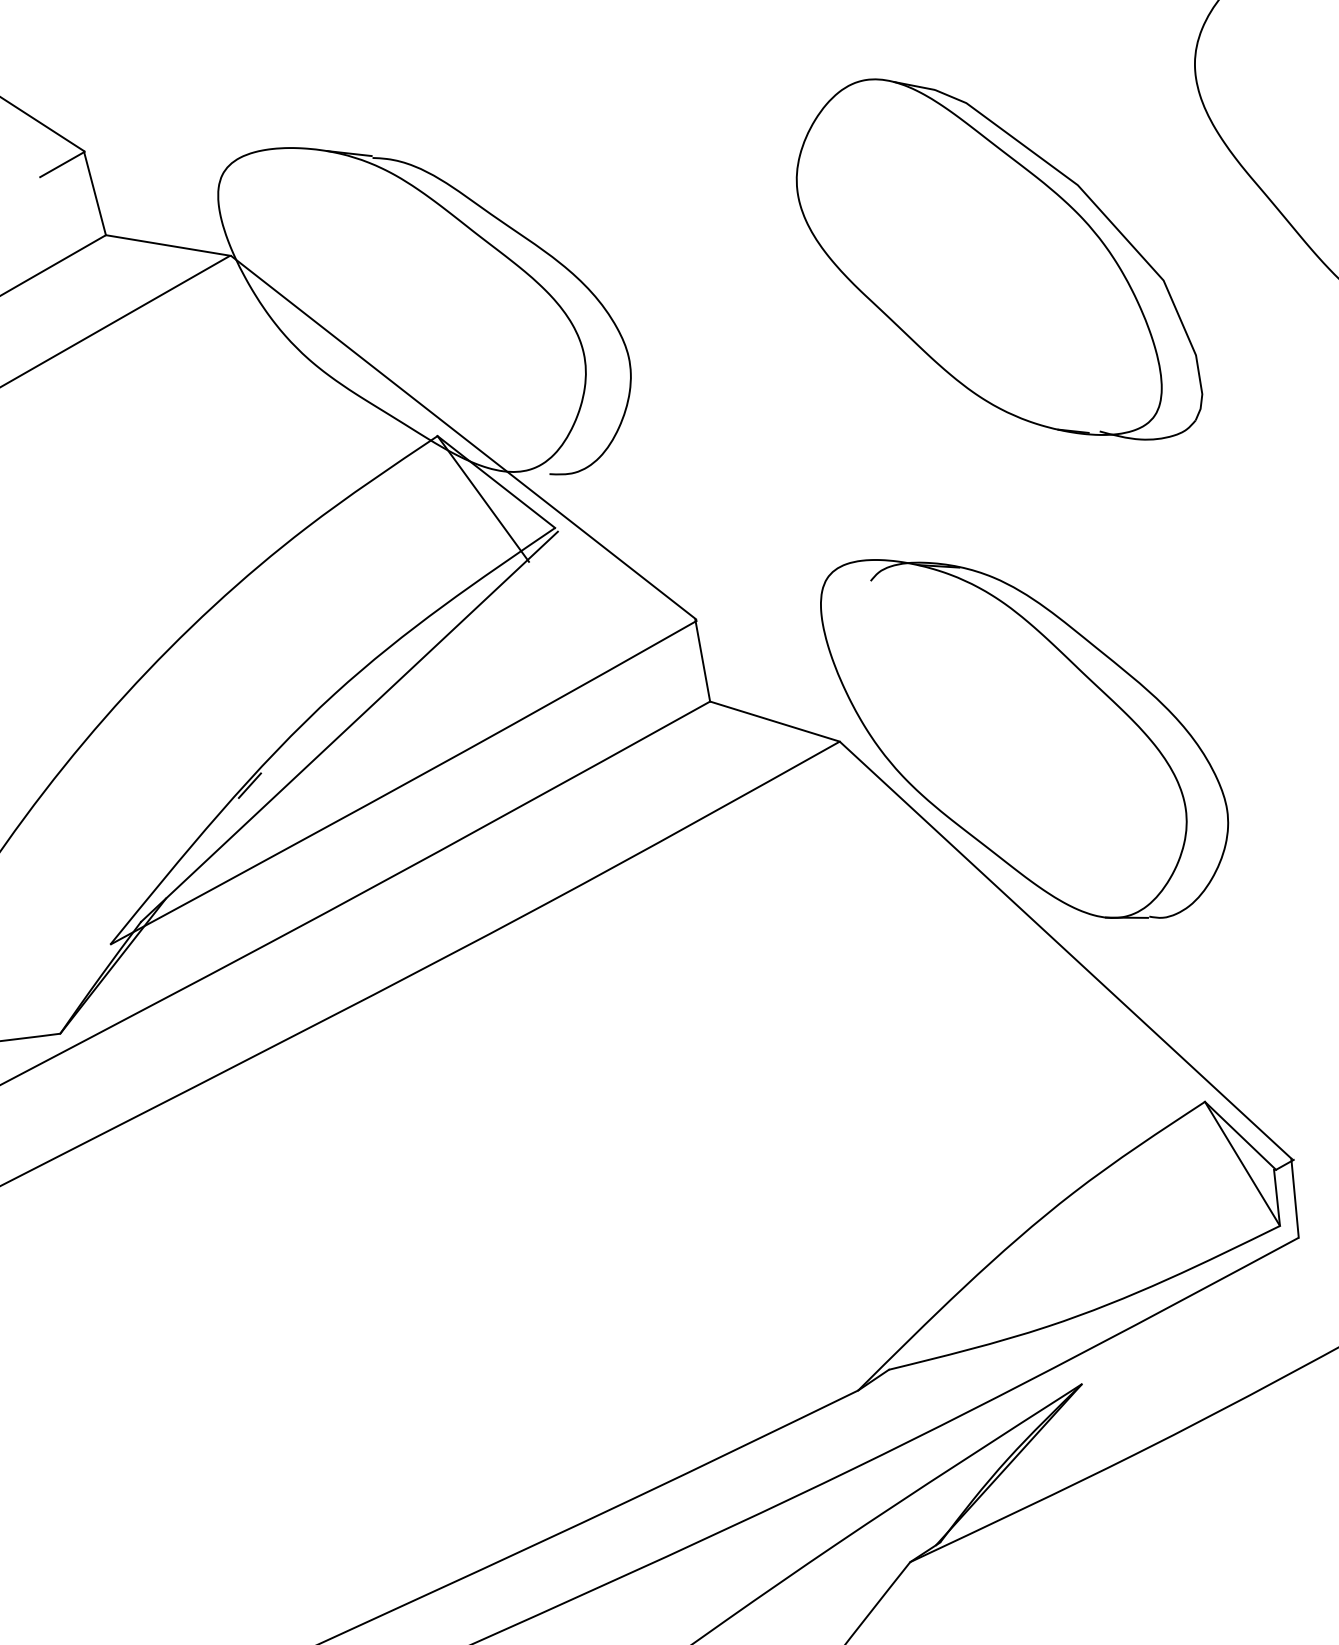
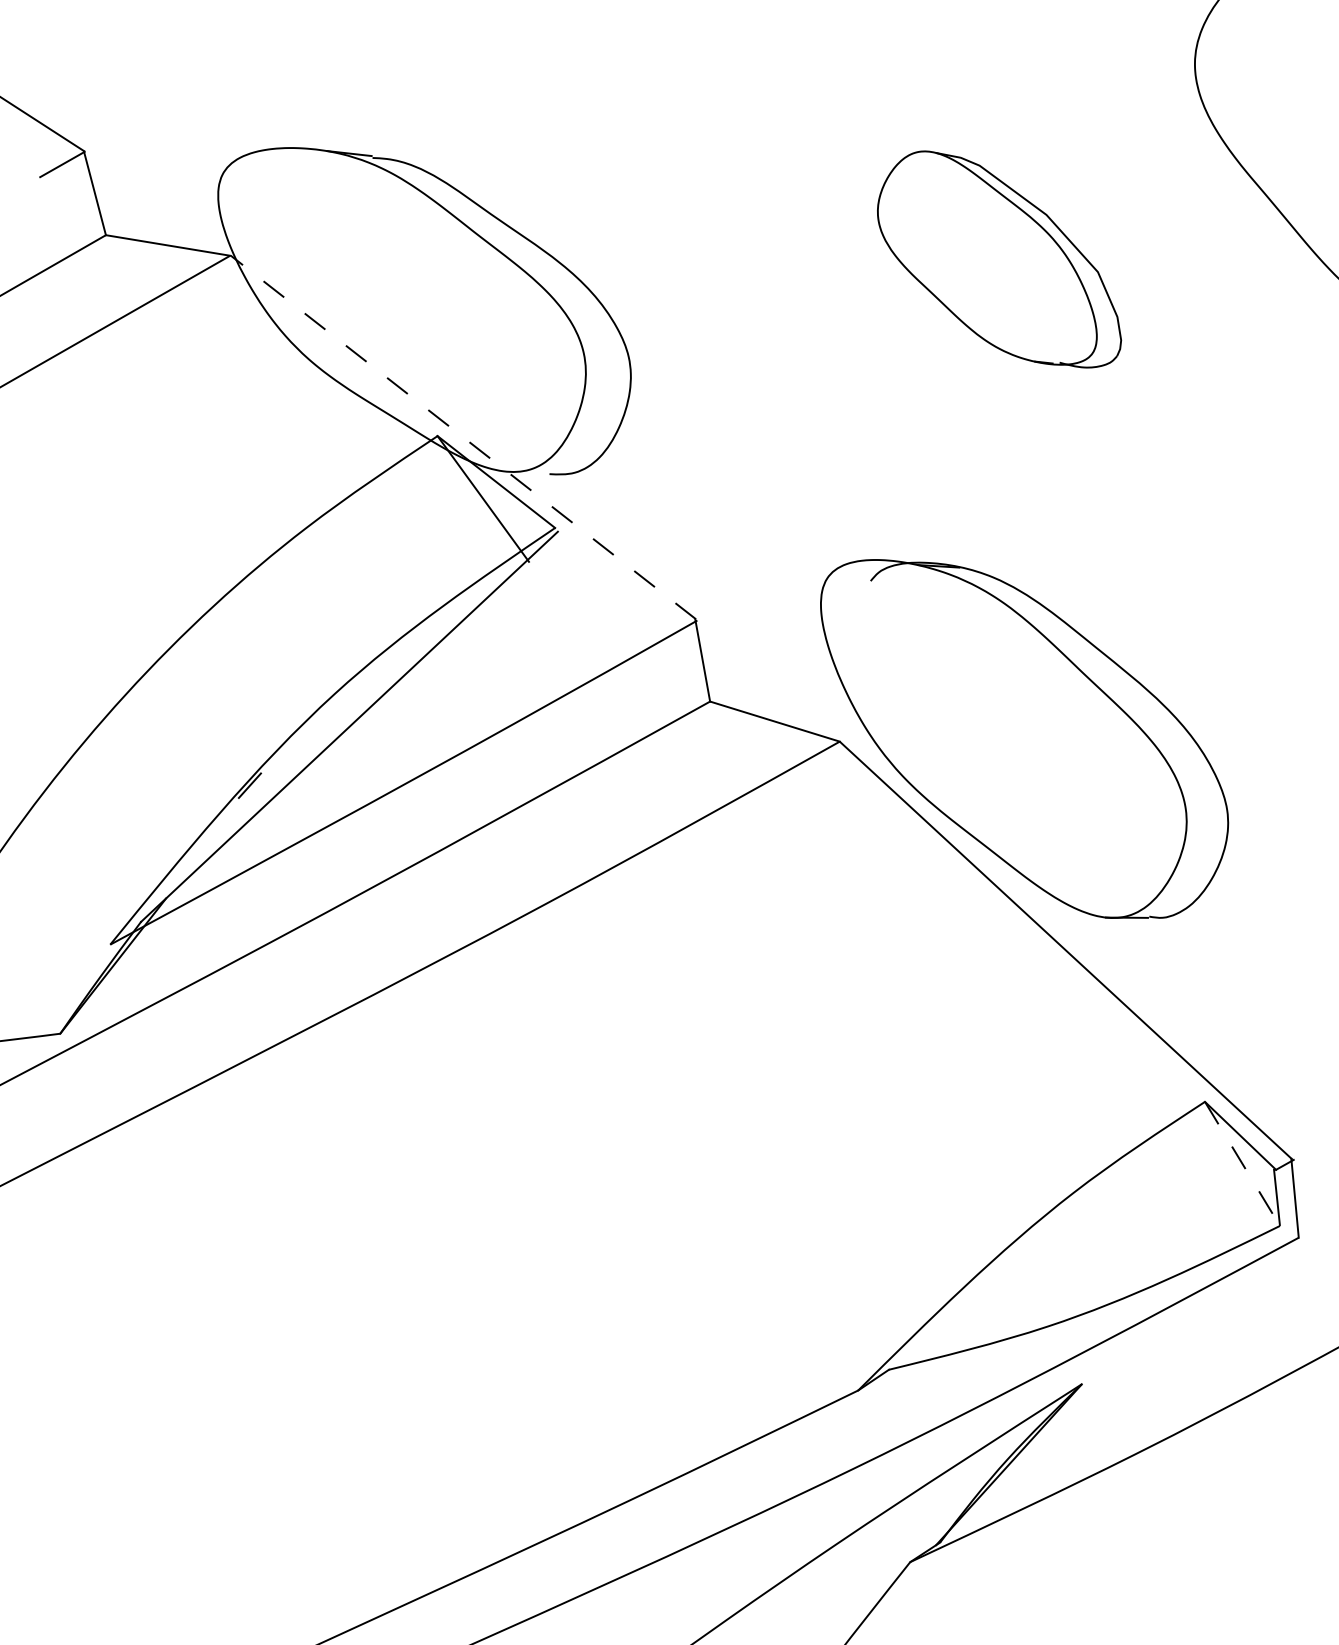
part size: 409x363 px -> 246x219 px (999, 259)
line: solid -> dashed (463, 437)
line: solid -> dashed (1242, 1164)
